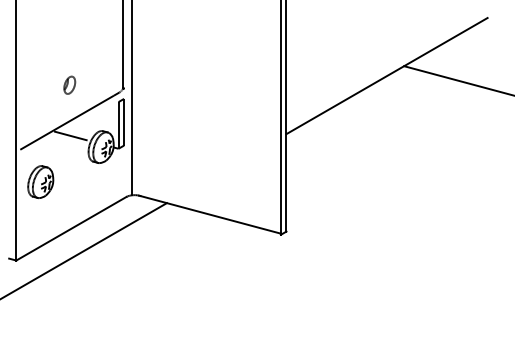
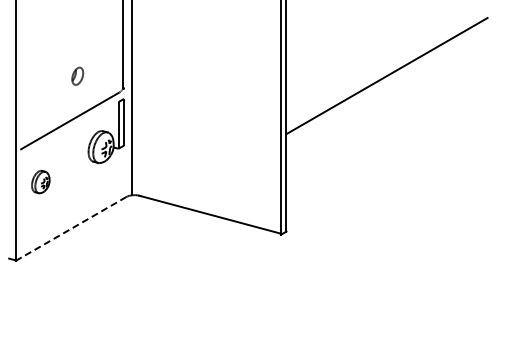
line: present -> none (457, 80)
part position: (69, 84) -> (77, 75) (77, 75)
line: present -> none (70, 135)
part size: 28x34 px -> 20x26 px (40, 181)
line: solid -> dashed (71, 228)
line: present -> none (84, 250)
